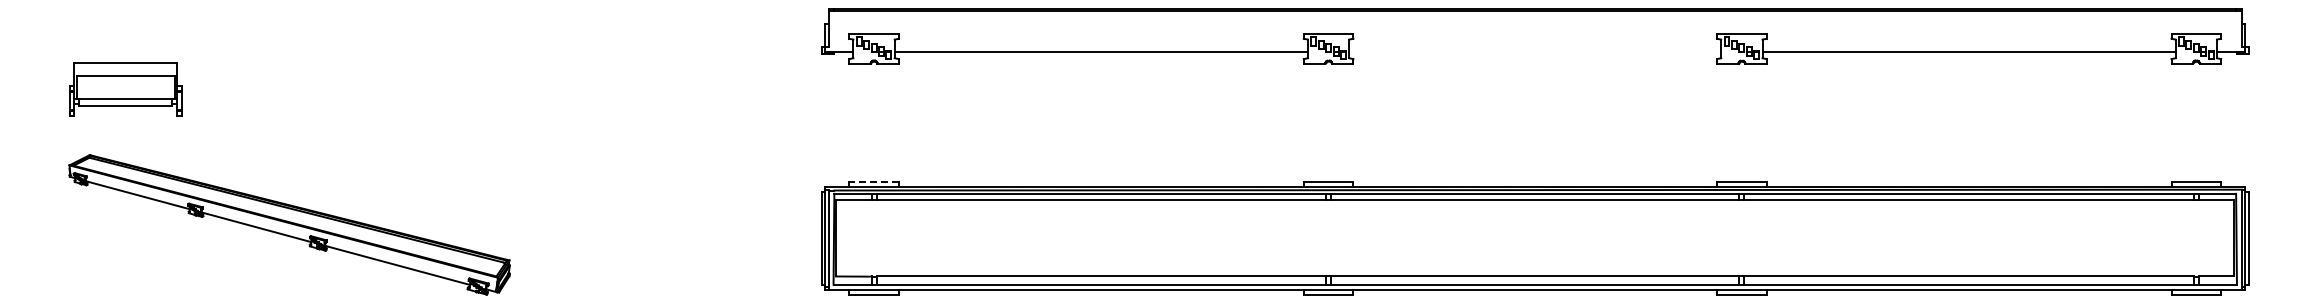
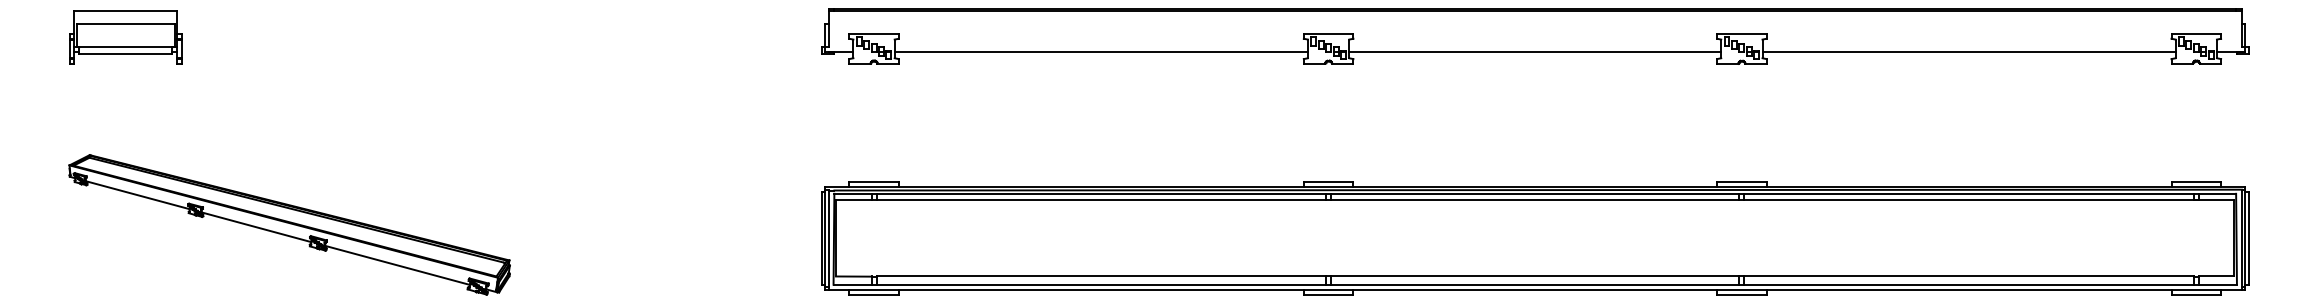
line: none -> present (1535, 52)
part position: (125, 89) -> (125, 37) (125, 37)
line: dashed -> solid (874, 182)
